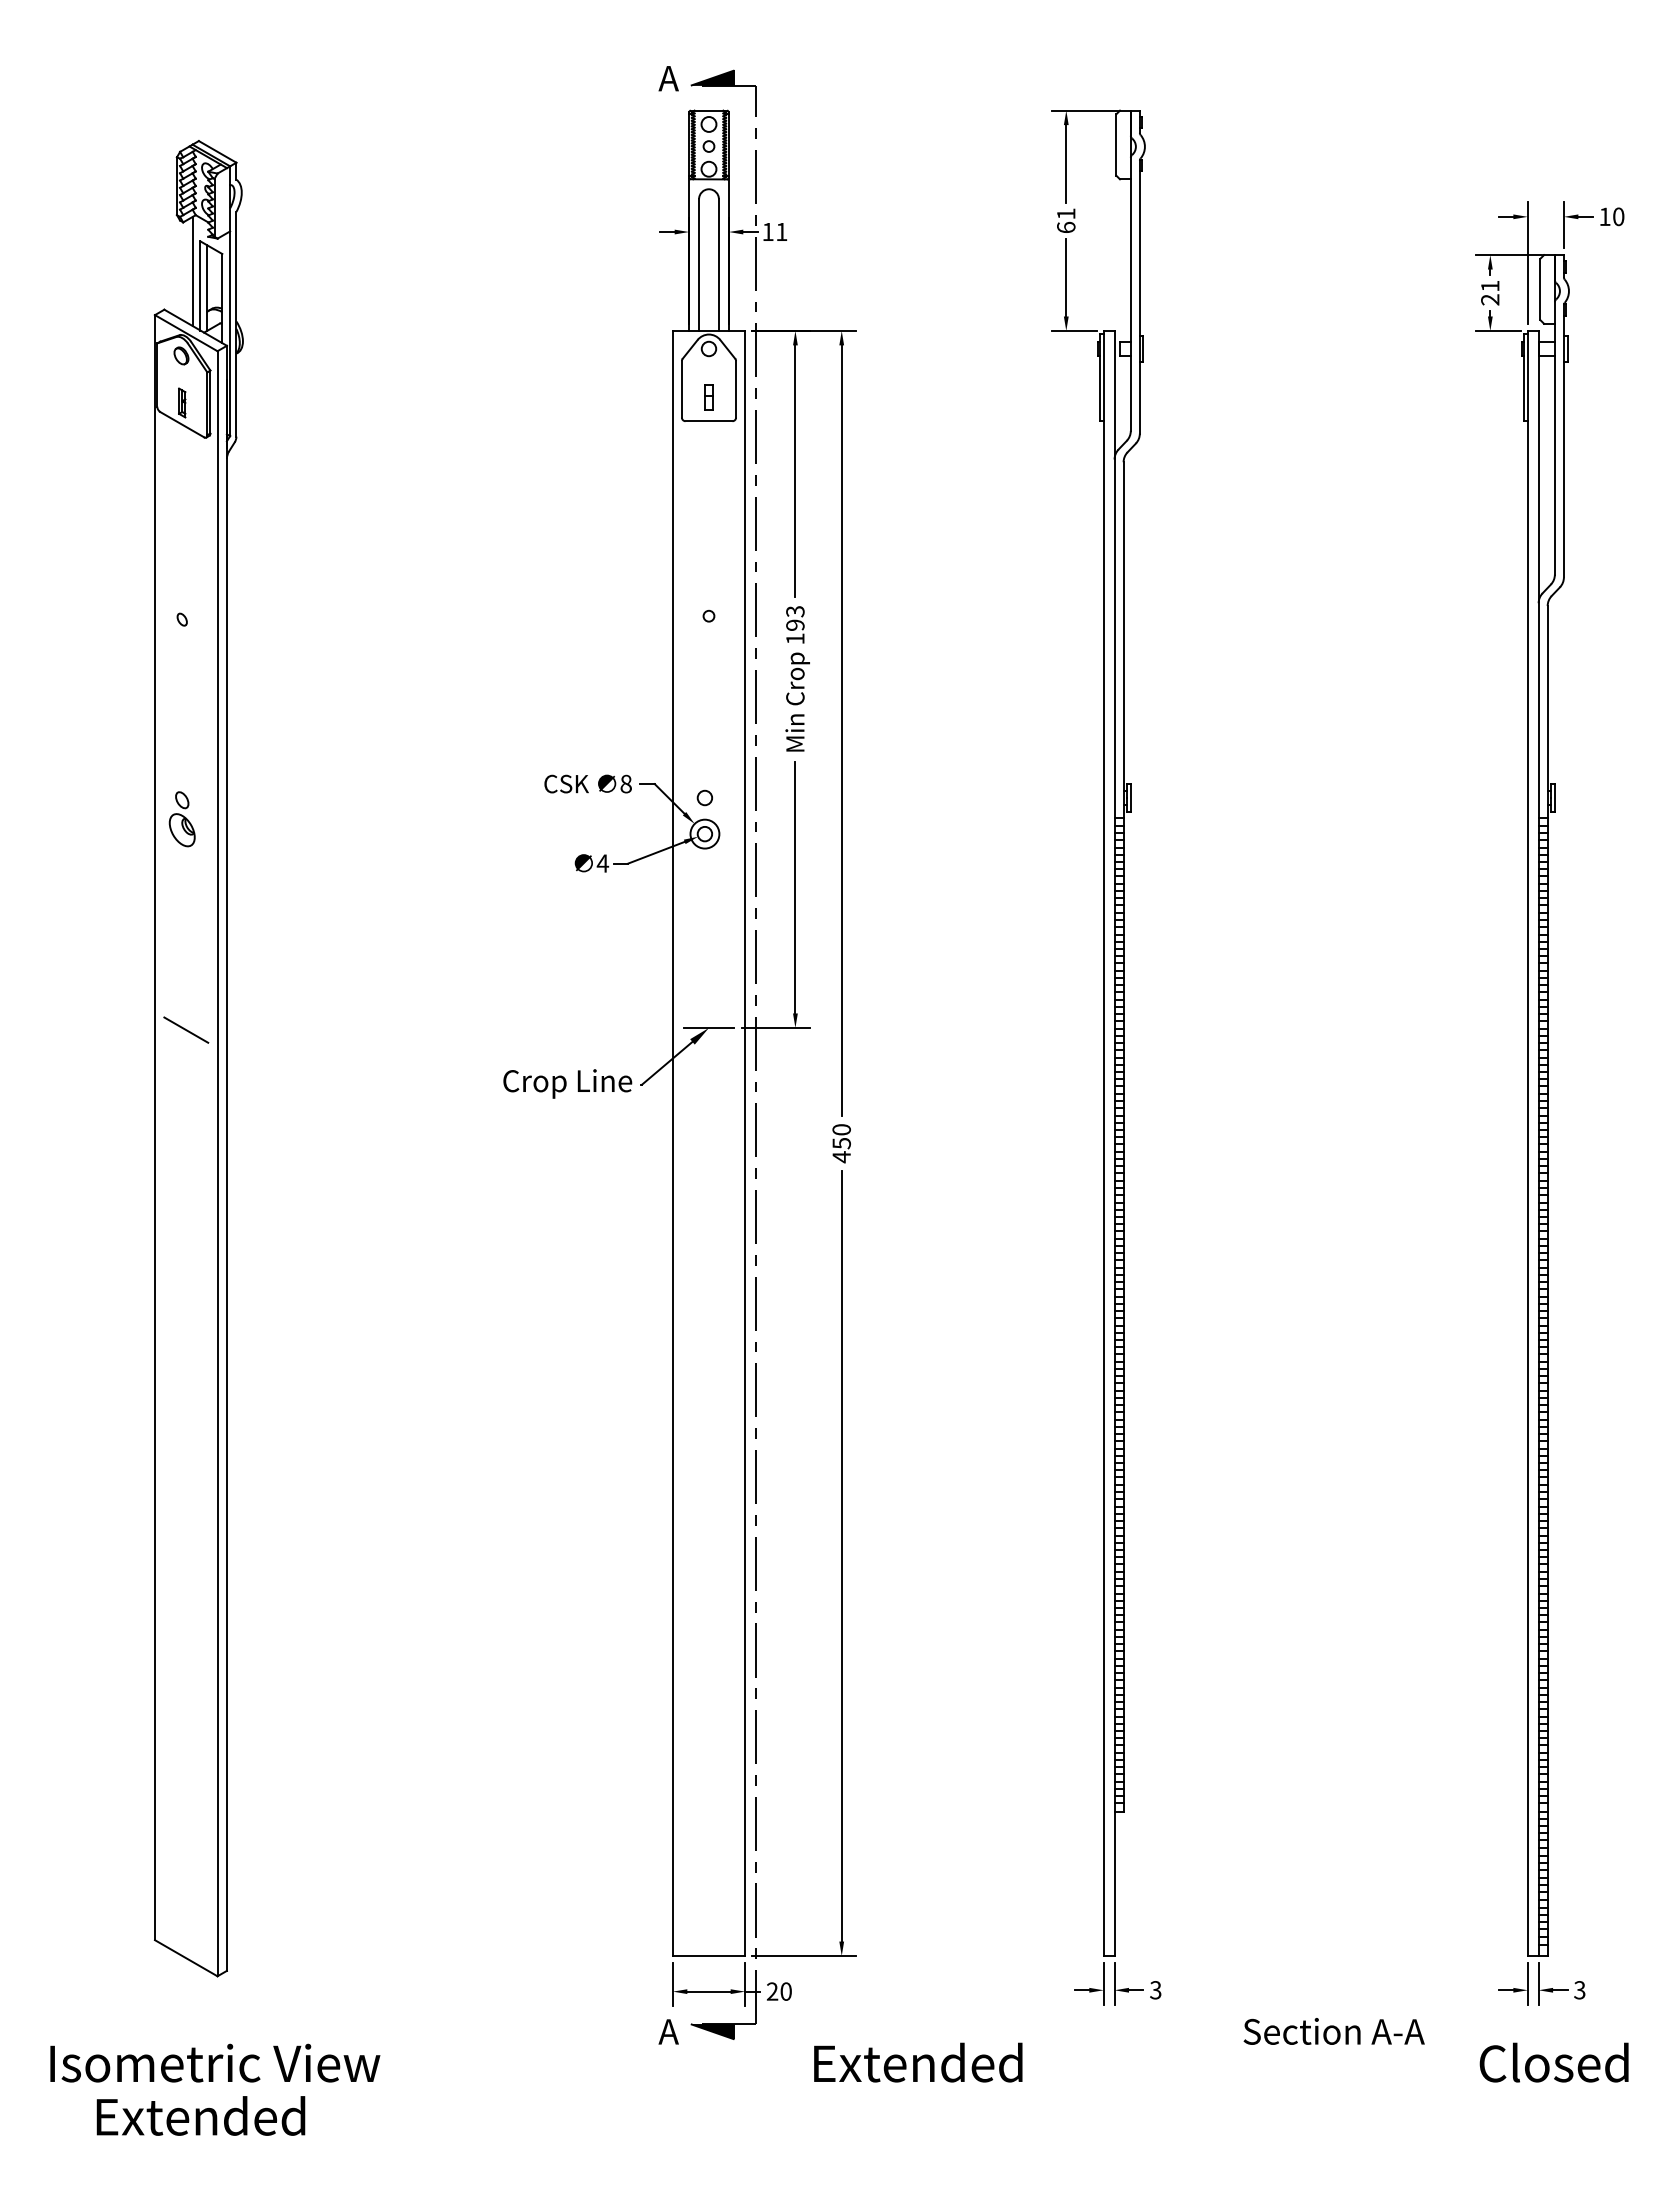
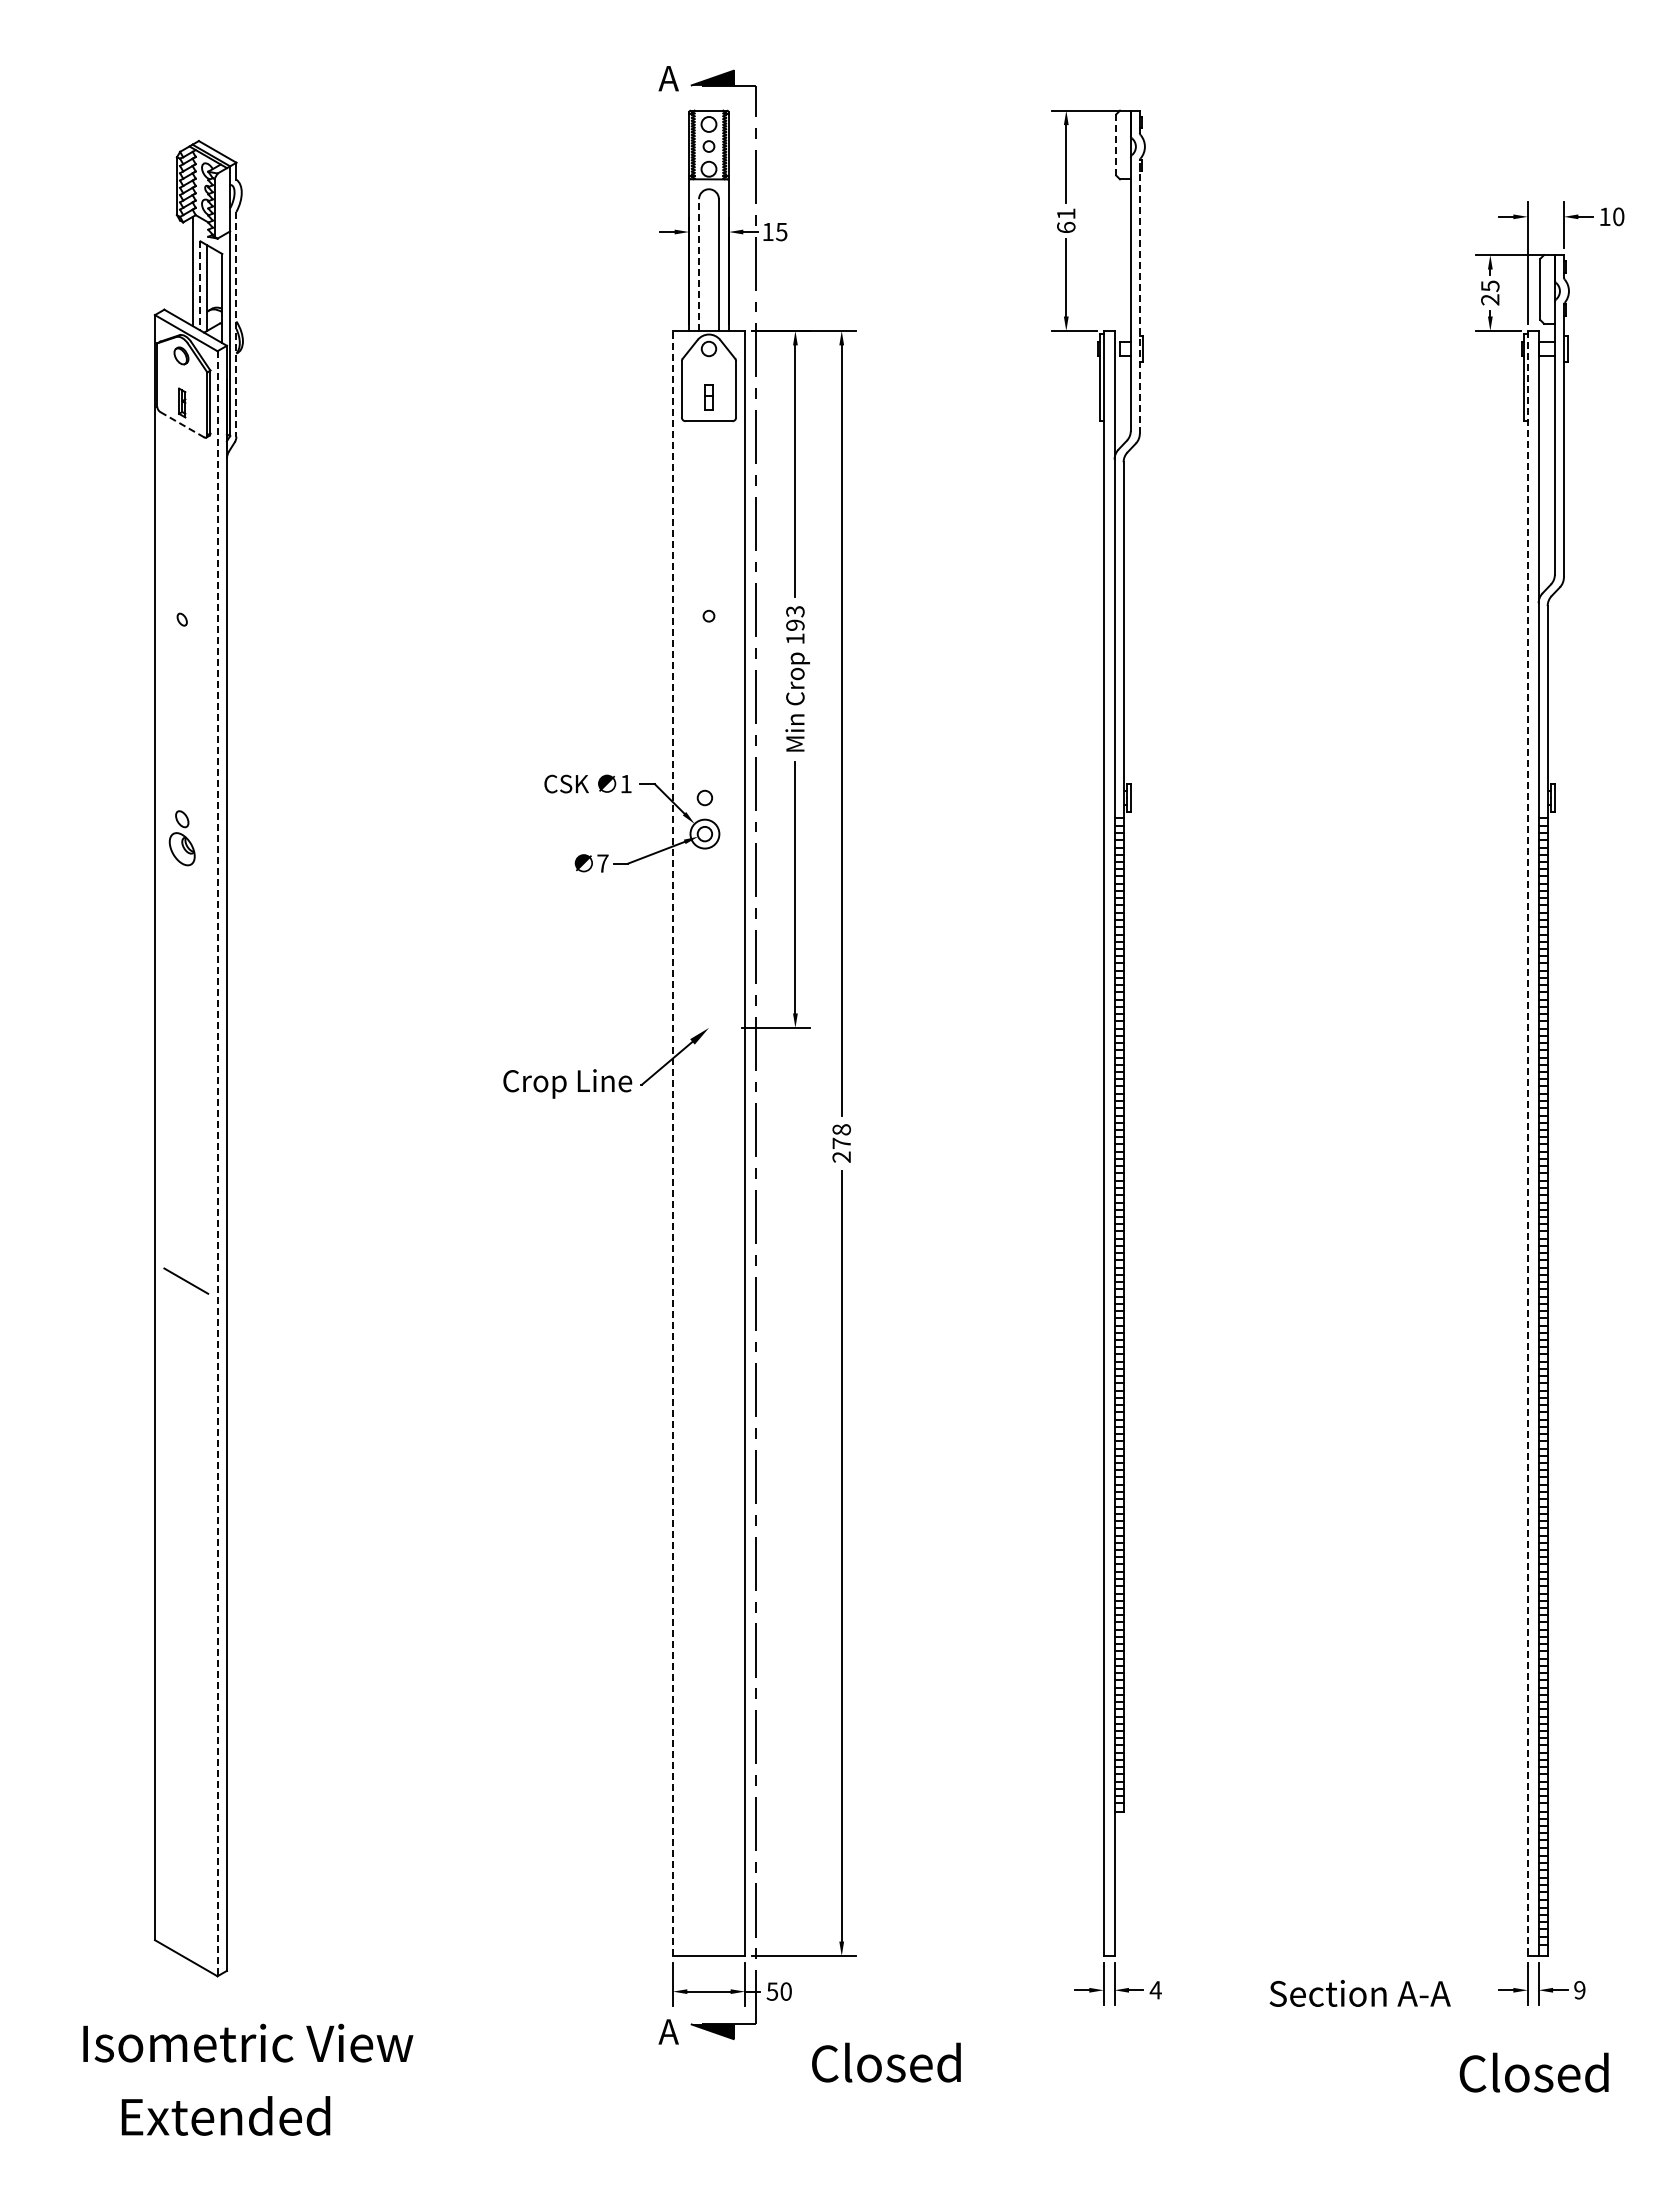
line: solid -> dashed (1116, 145)
text: 11 -> 15 (781, 232)
line: solid -> dashed (699, 265)
line: solid -> dashed (200, 285)
text: 21 -> 25 (1490, 286)
line: solid -> dashed (1139, 296)
line: solid -> dashed (236, 324)
line: solid -> dashed (182, 424)
text: 8 -> 1 (625, 783)
part position: (181, 819) -> (181, 838) (181, 838)
text: 4 -> 7 (602, 863)
line: present -> none (708, 1027)
line position: (186, 1029) -> (186, 1280) (186, 1280)
line: solid -> dashed (672, 1143)
text: 450 -> 278 (841, 1143)
line: solid -> dashed (1527, 1143)
line: solid -> dashed (217, 1163)
text: 3 -> 4 (1155, 1990)
text: 3 -> 9 (1579, 1990)
text: 20 -> 50 (772, 1991)
text position: (1333, 2031) -> (1359, 1993) (1359, 1993)
text position: (215, 2062) -> (248, 2042) (248, 2042)
text: Extended -> Closed (917, 2062)
text position: (1553, 2062) -> (1533, 2072) (1533, 2072)
text position: (200, 2115) -> (225, 2115) (225, 2115)
